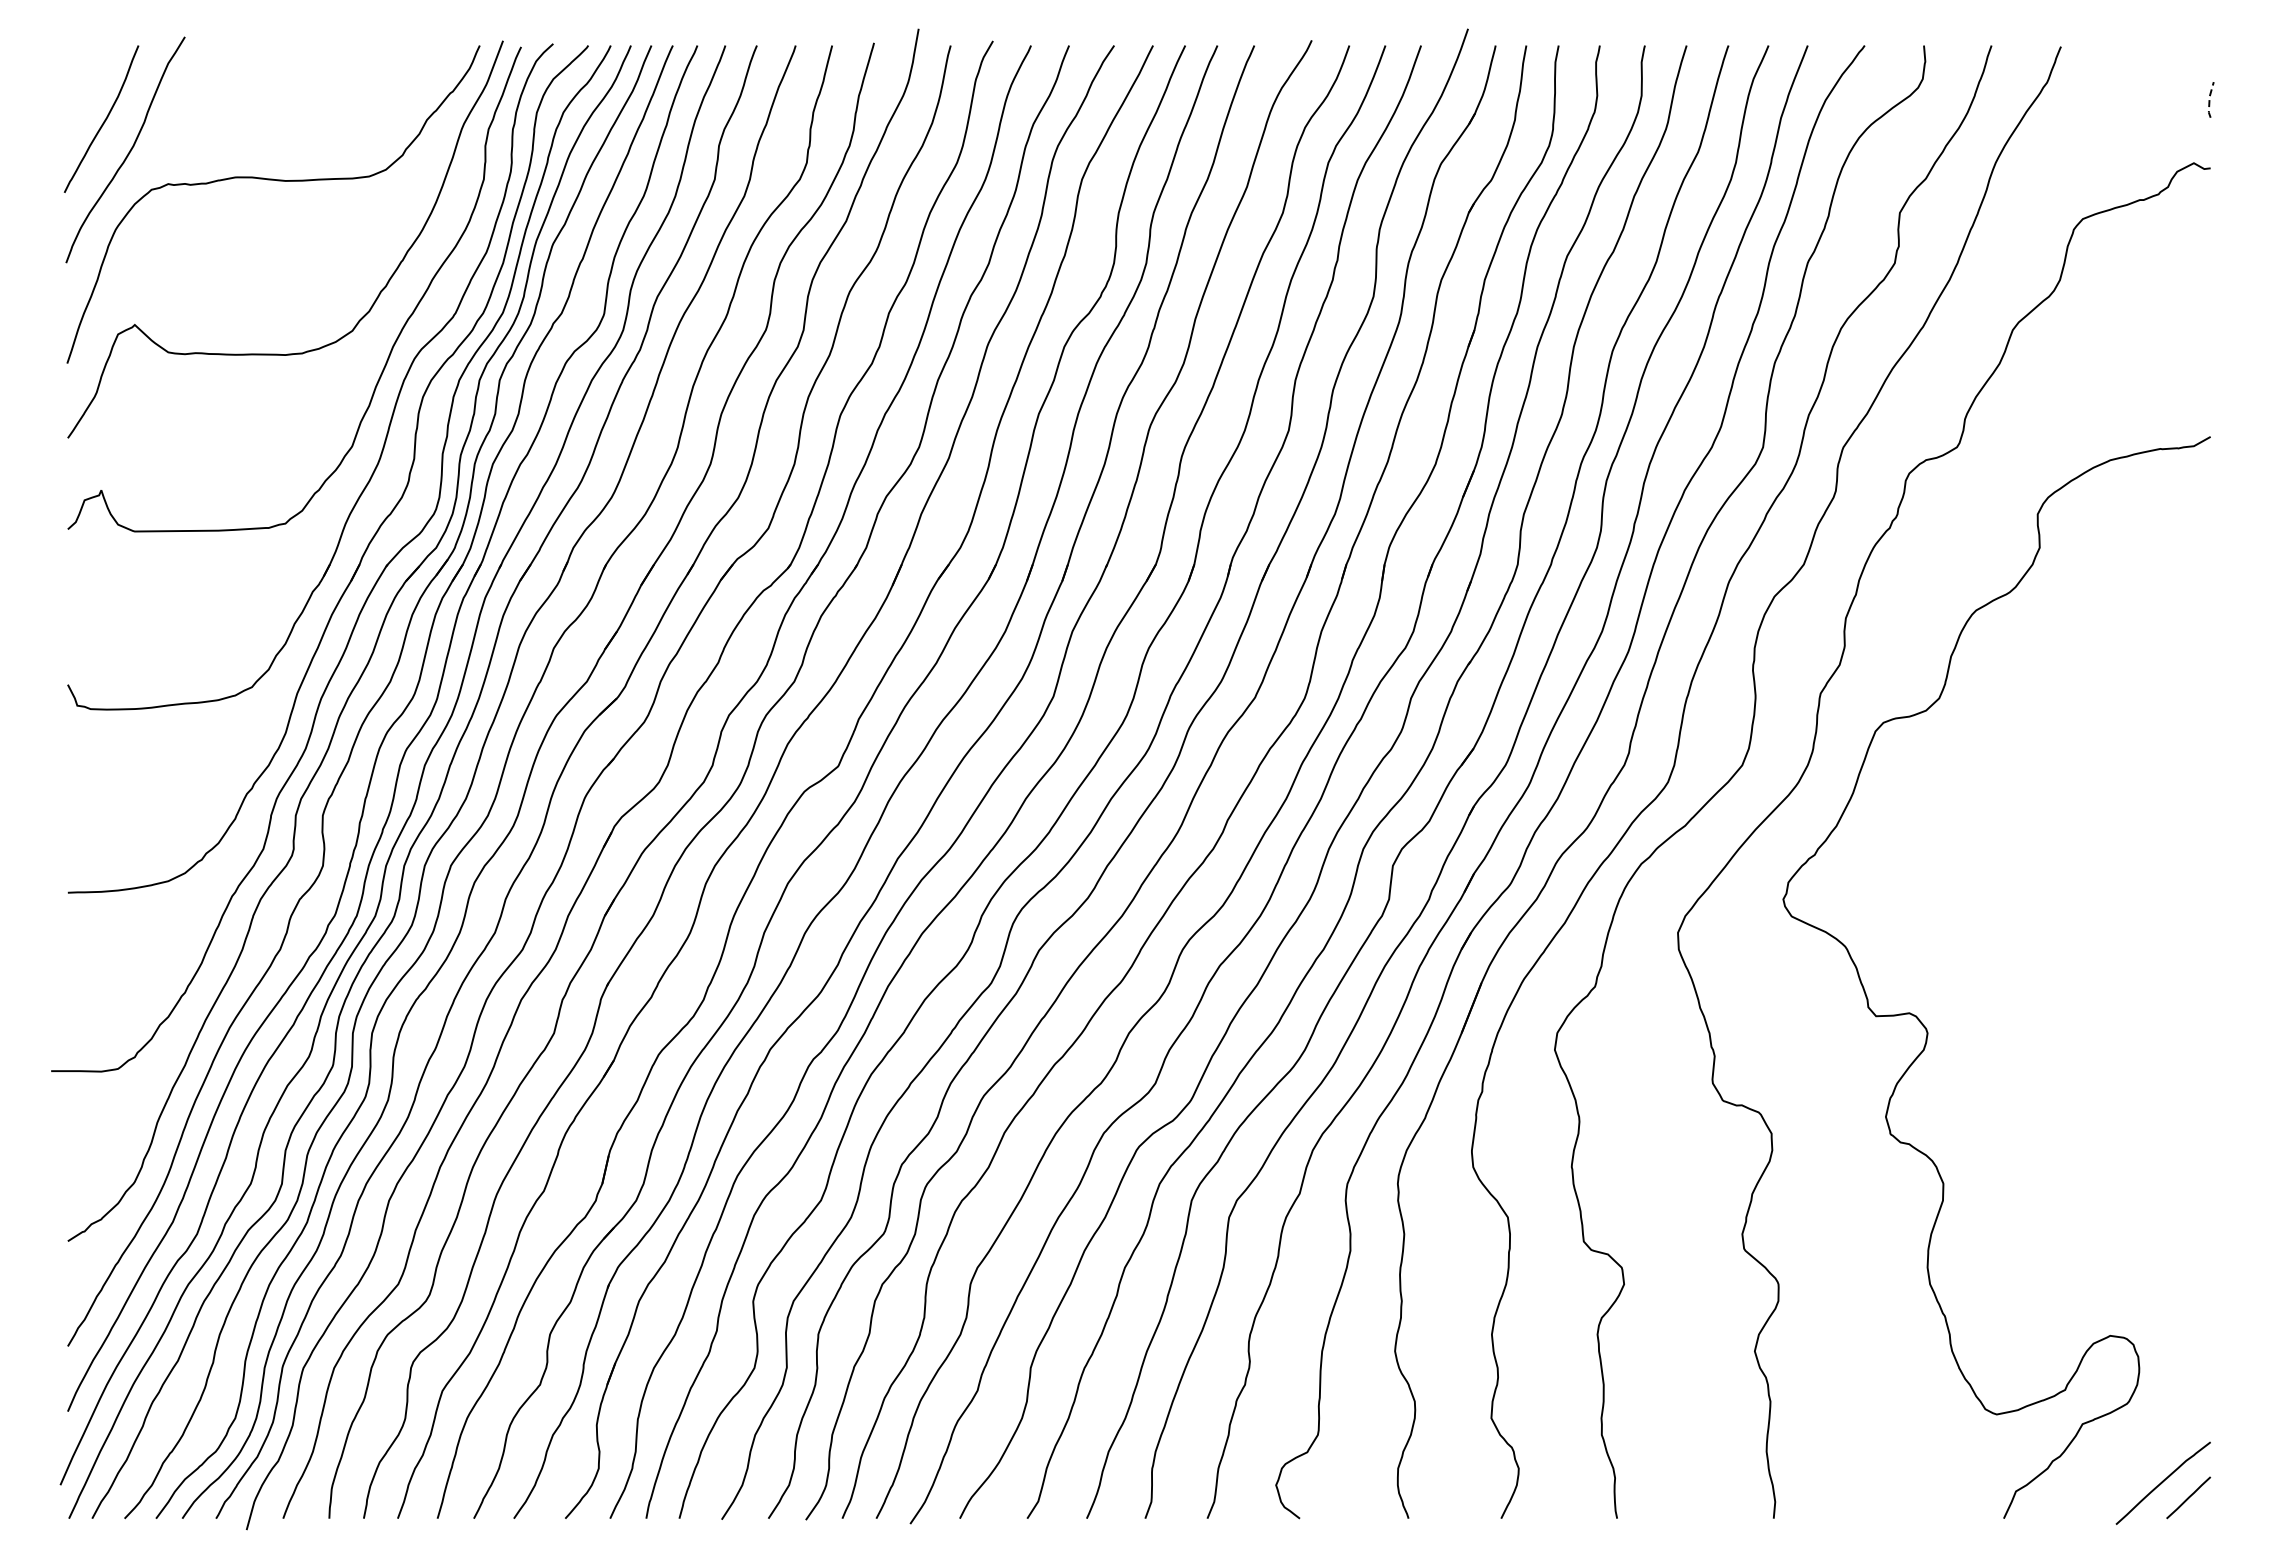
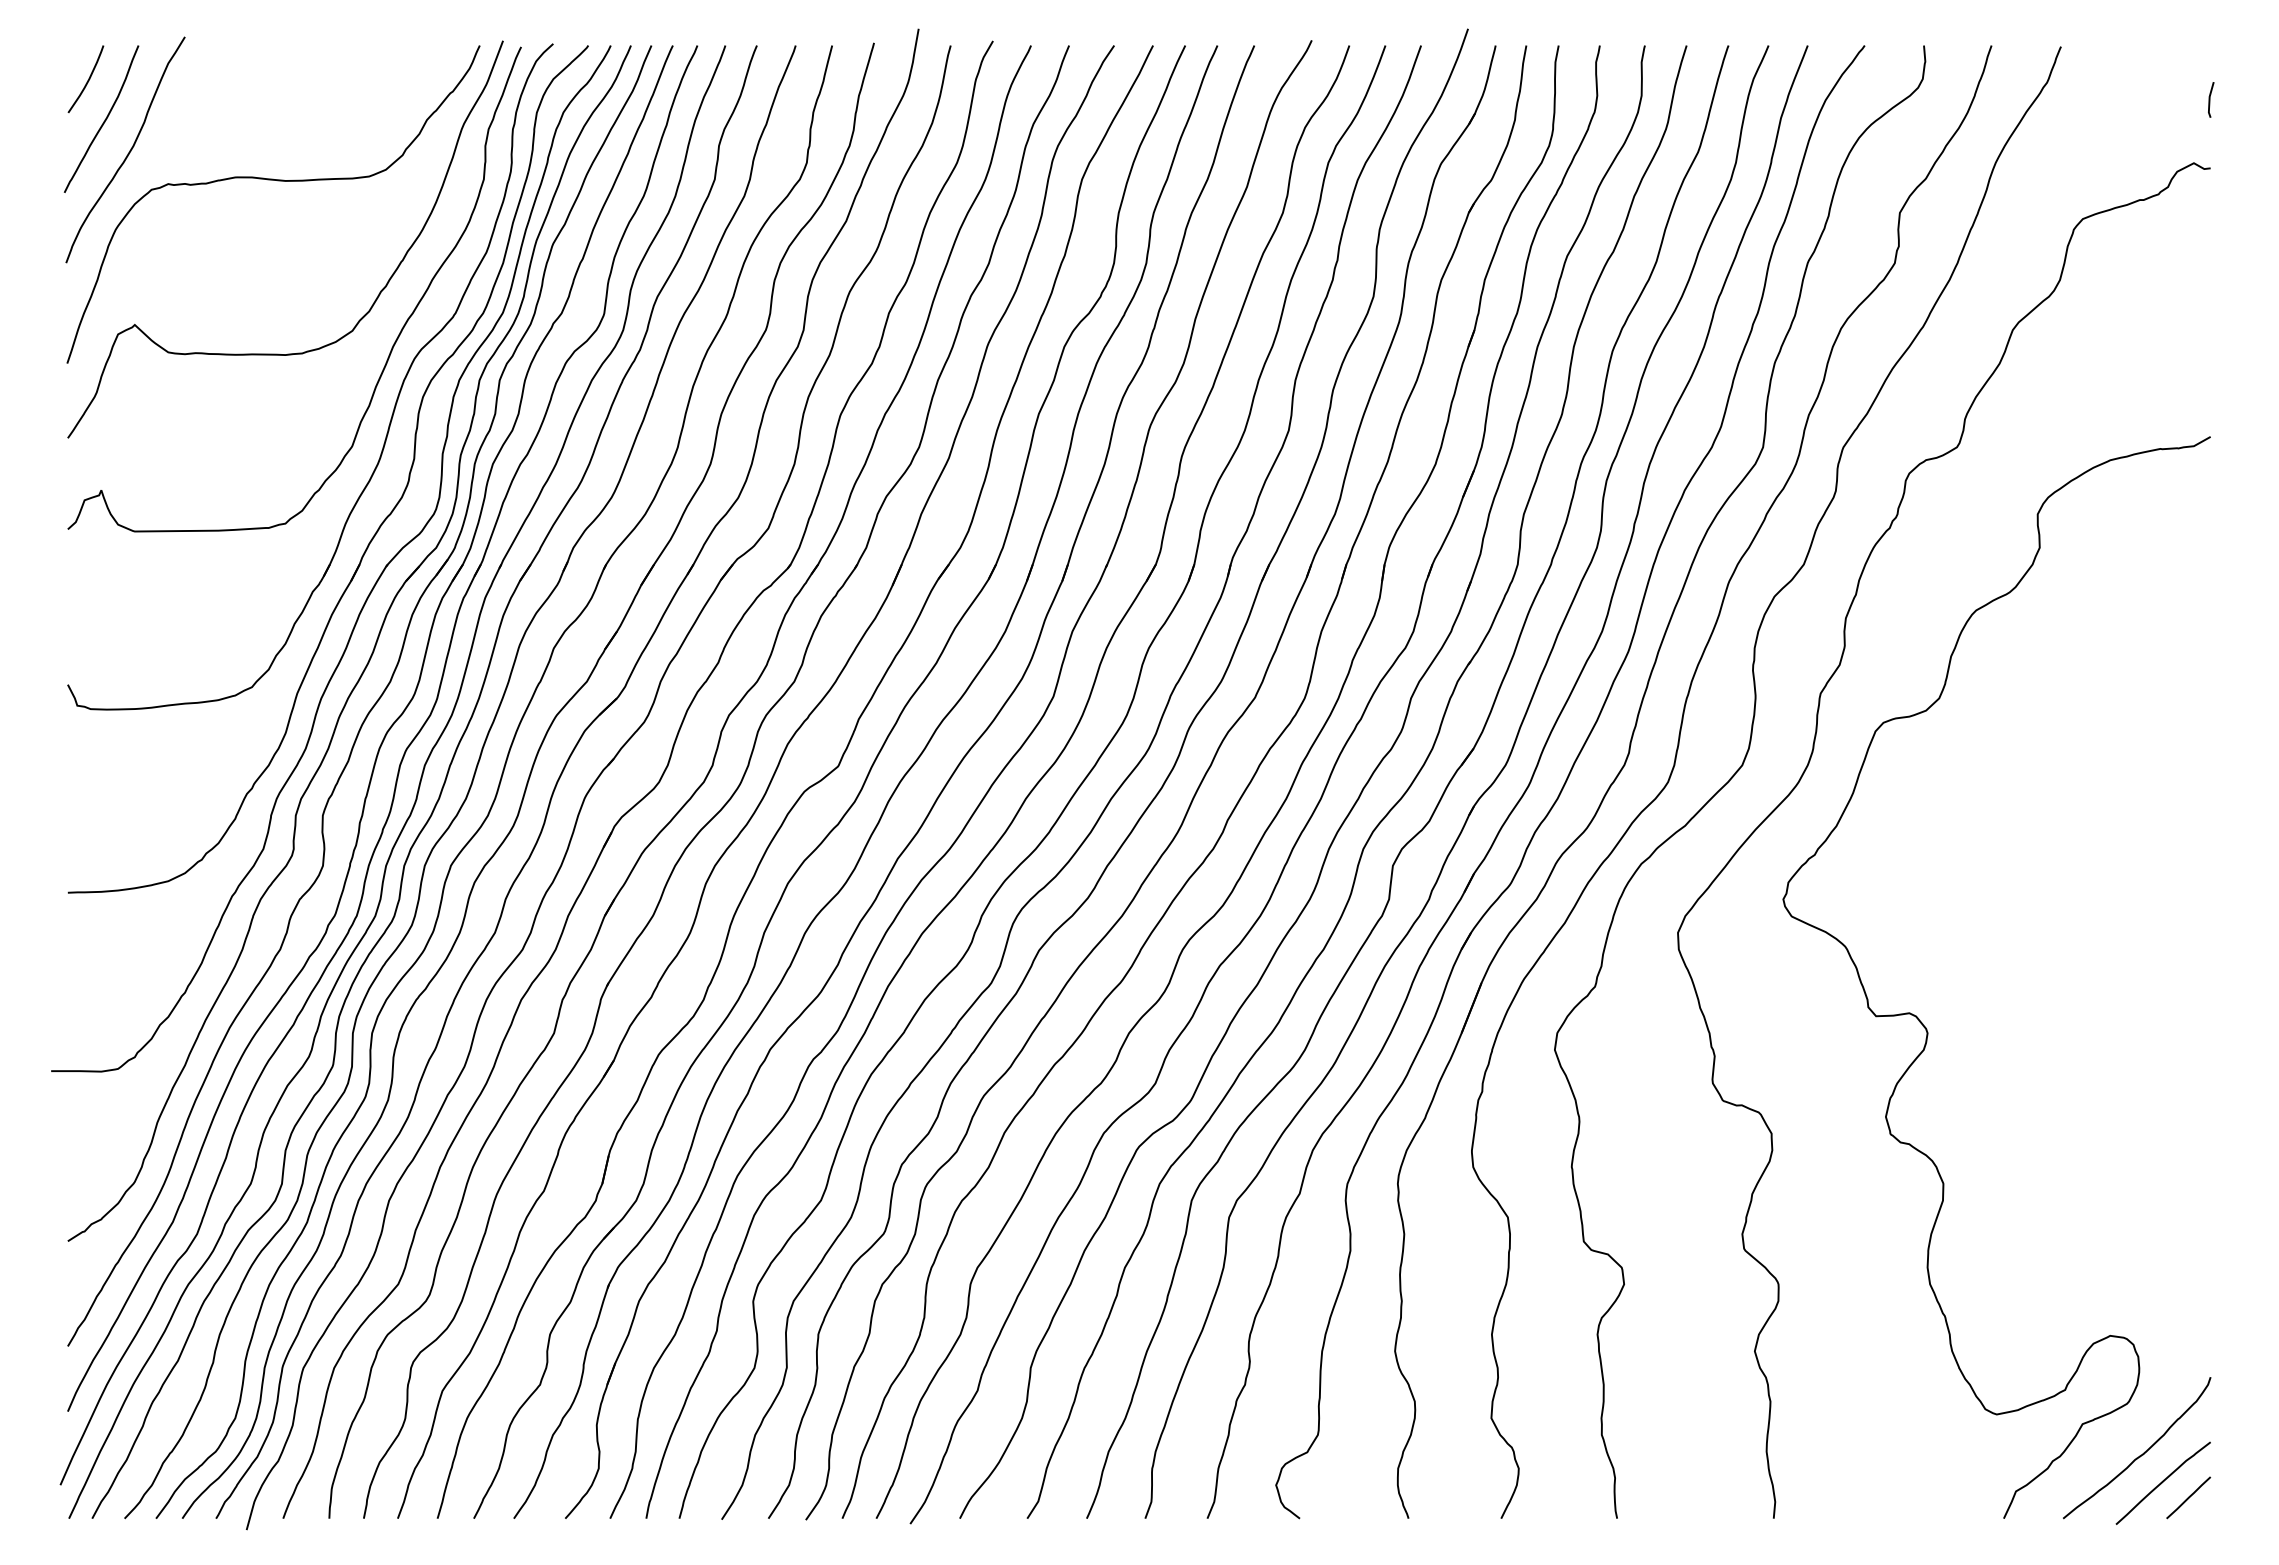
curve: none -> present (87, 80)
line: dashed -> solid (2209, 99)
curve: none -> present (2142, 1453)
